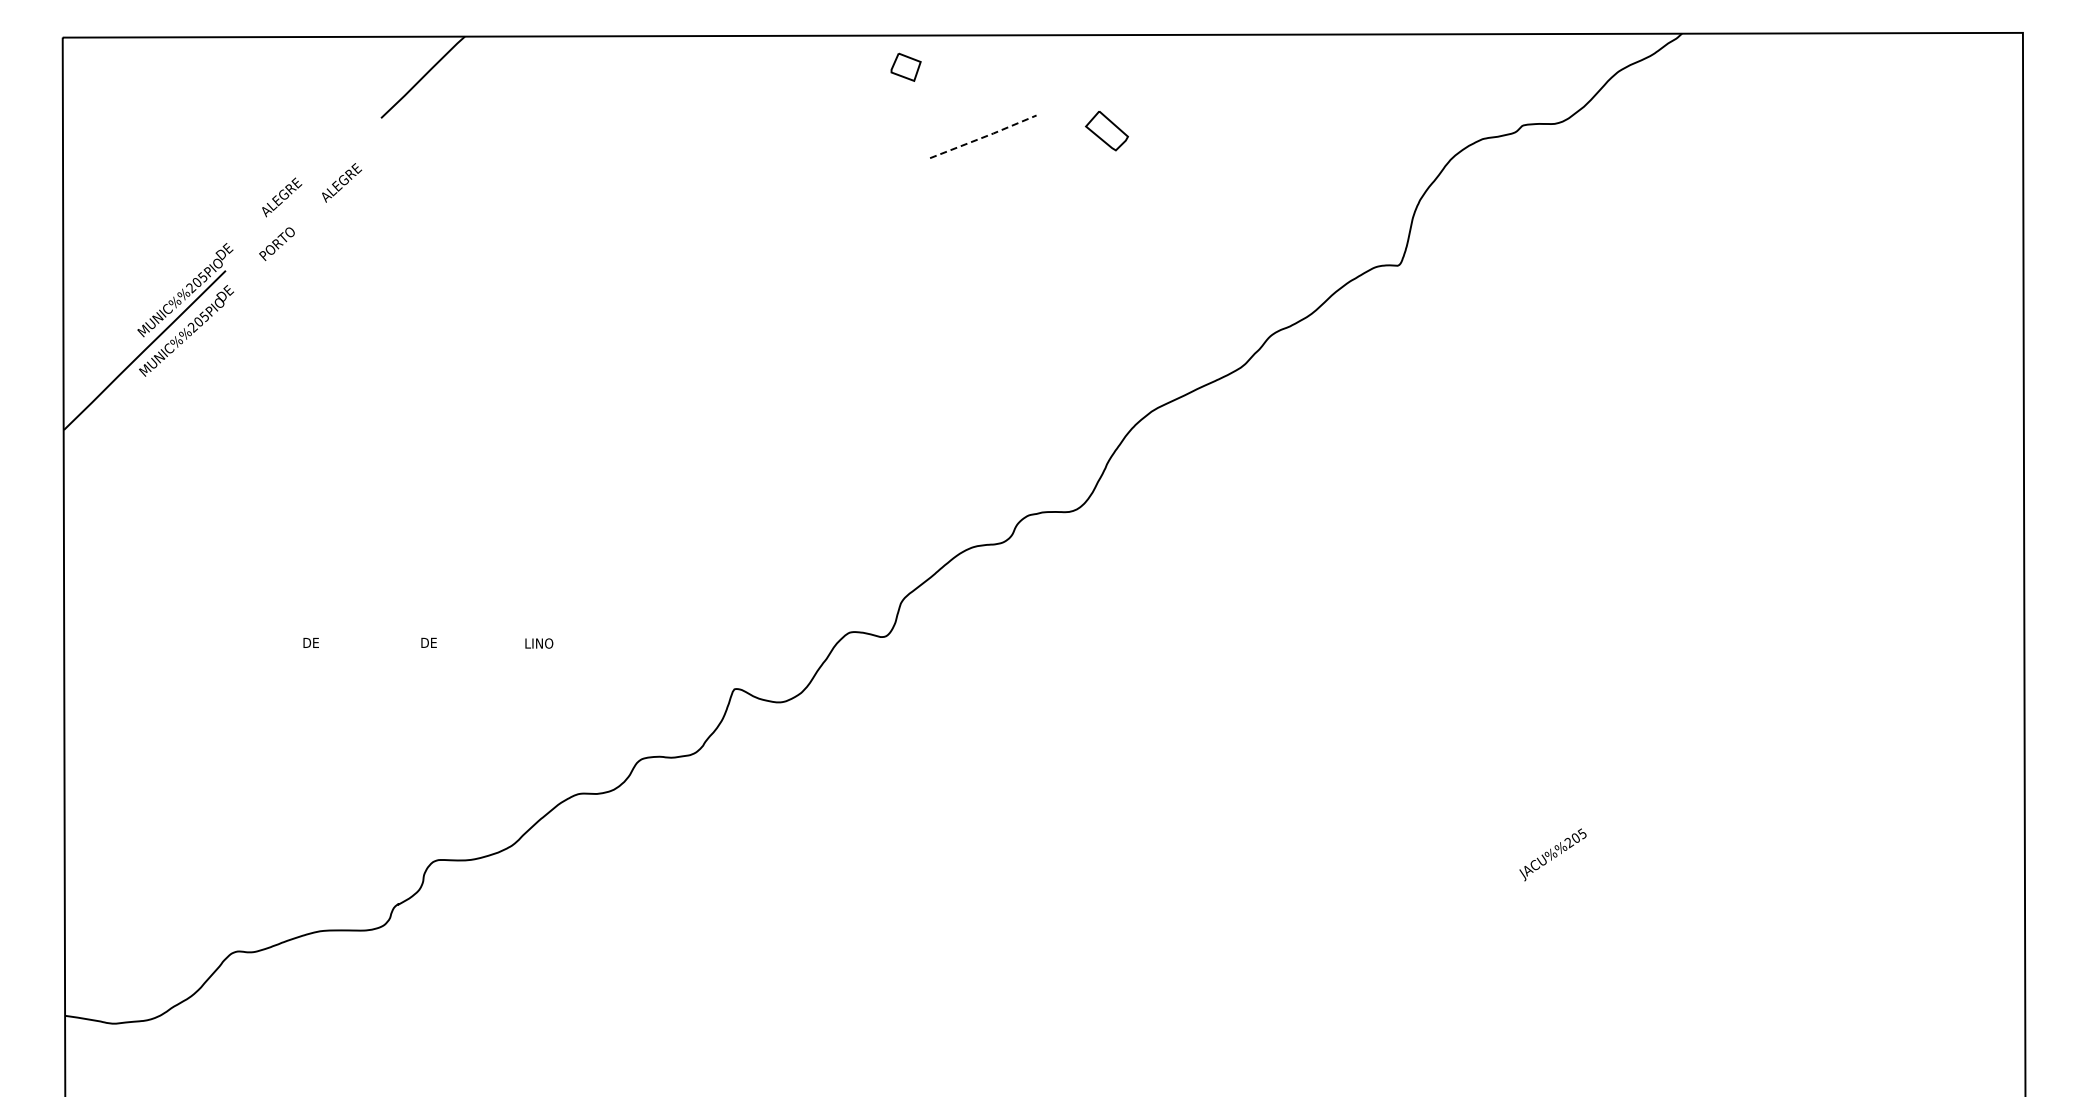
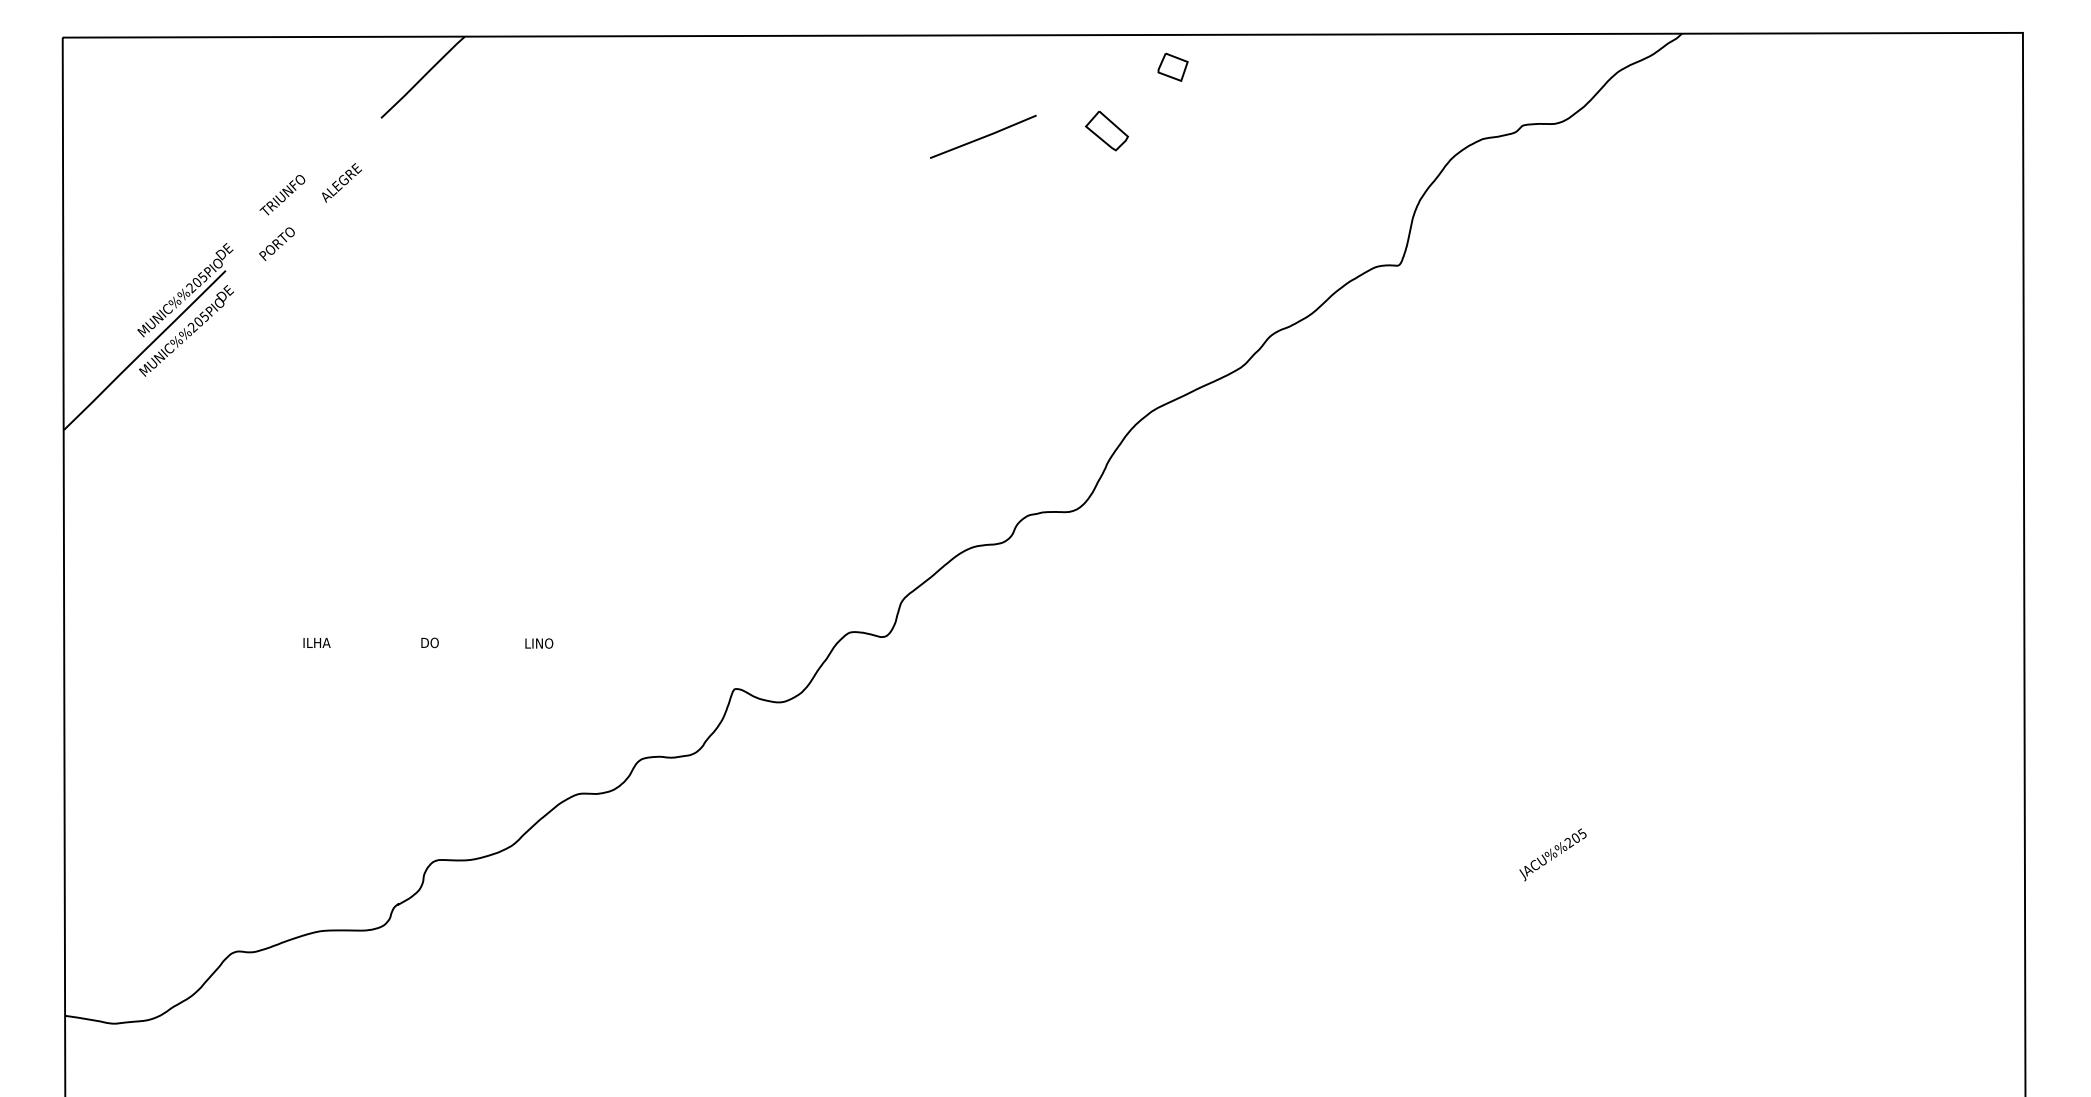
part position: (905, 66) -> (1172, 66) (1172, 66)
line: dashed -> solid (984, 137)
text: ALEGRE -> TRIUNFO (282, 196)
text: DE -> ILHA (317, 642)
text: DE -> DO (434, 642)
